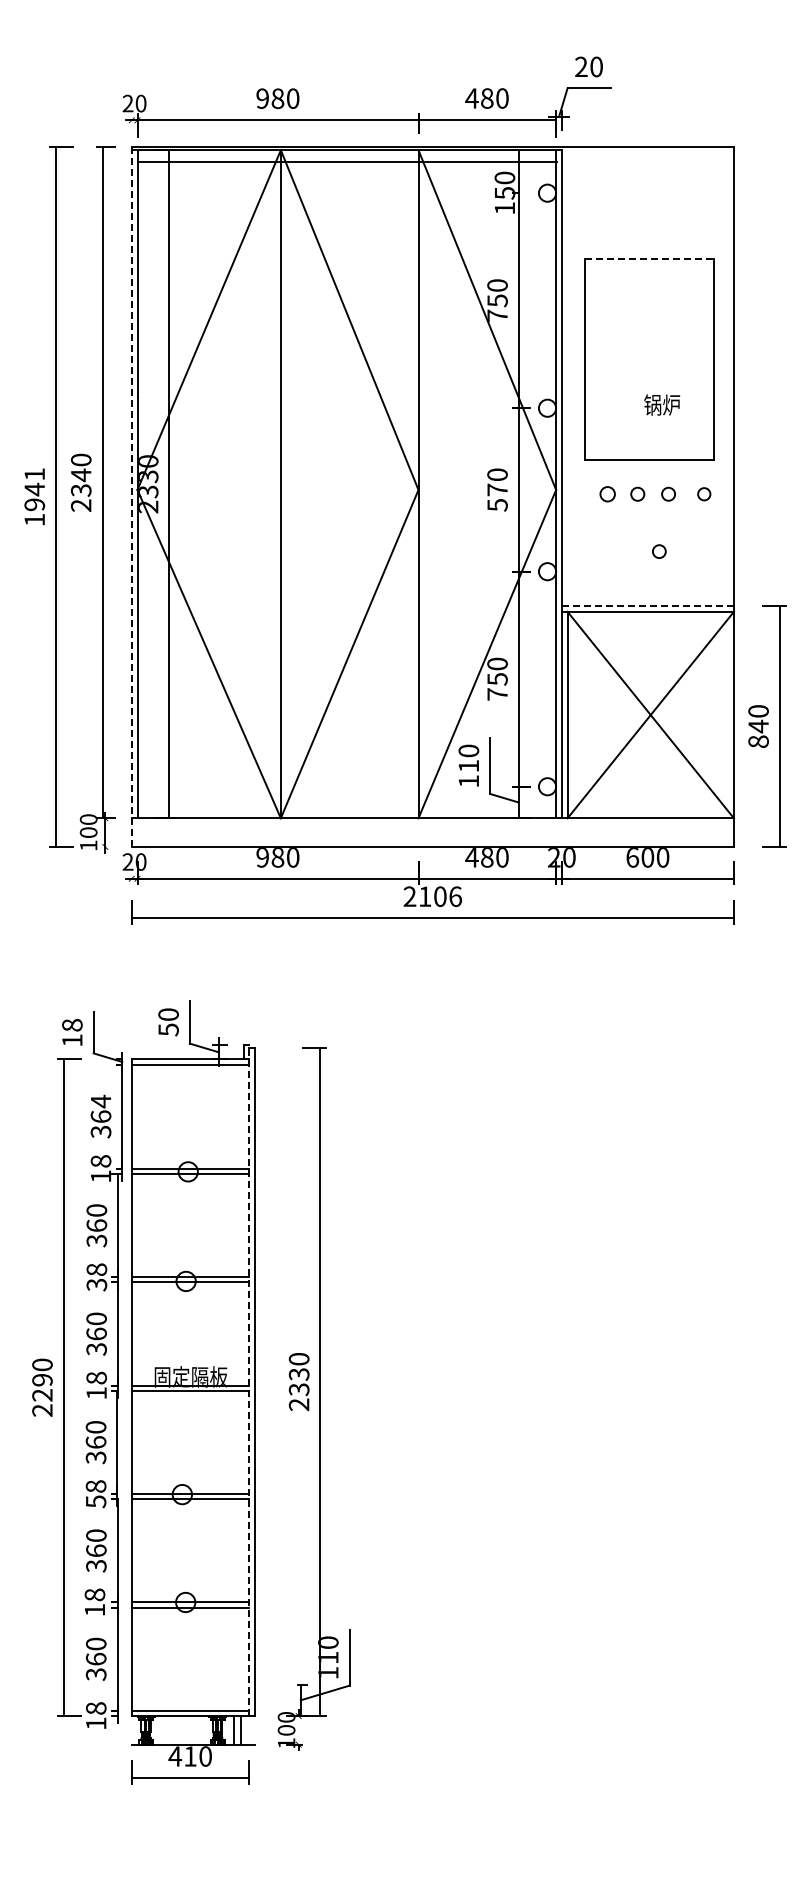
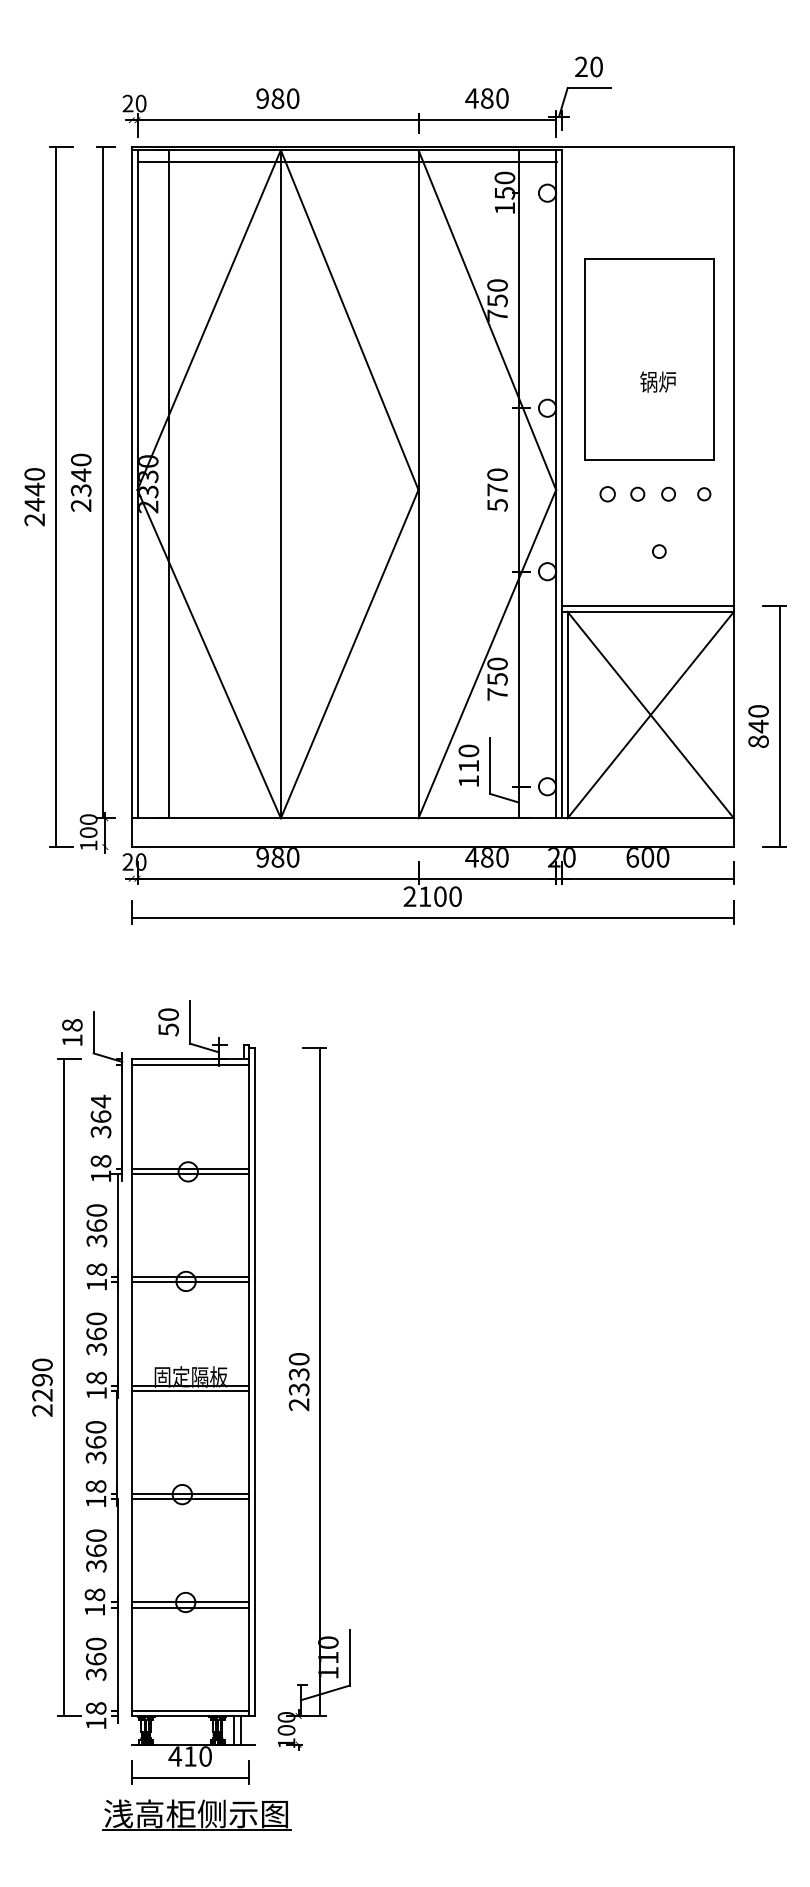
line: dashed -> solid (649, 259)
text position: (662, 404) -> (658, 381) (658, 381)
text: 1941 -> 2440 (34, 497)
line: dashed -> solid (131, 497)
line: dashed -> solid (647, 606)
text: 2106 -> 2100 (455, 896)
text: 38 -> 18 (96, 1284)
line: dashed -> solid (249, 1380)
text: 58 -> 18 (96, 1501)
part: none -> present (196, 1814)
